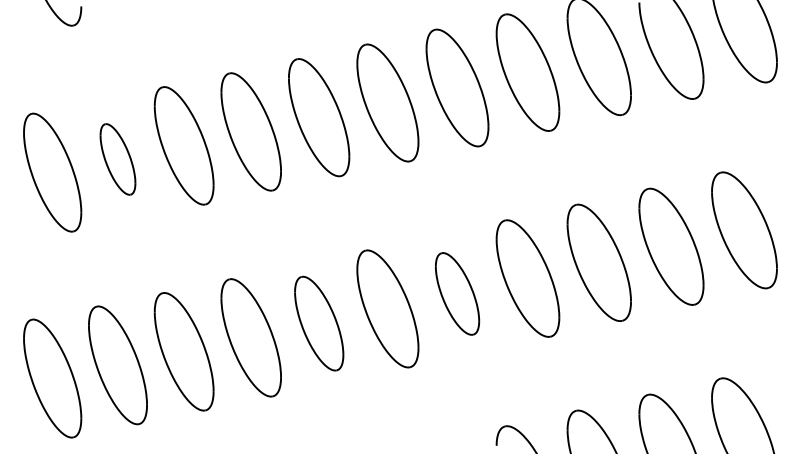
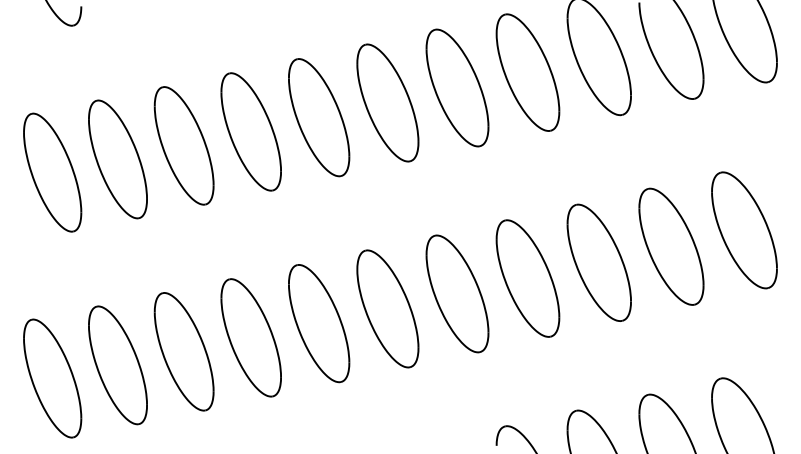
part size: 38x73 px -> 60x121 px (117, 159)
part size: 46x84 px -> 65x120 px (457, 293)
part size: 51x97 px -> 63x120 px (319, 323)
